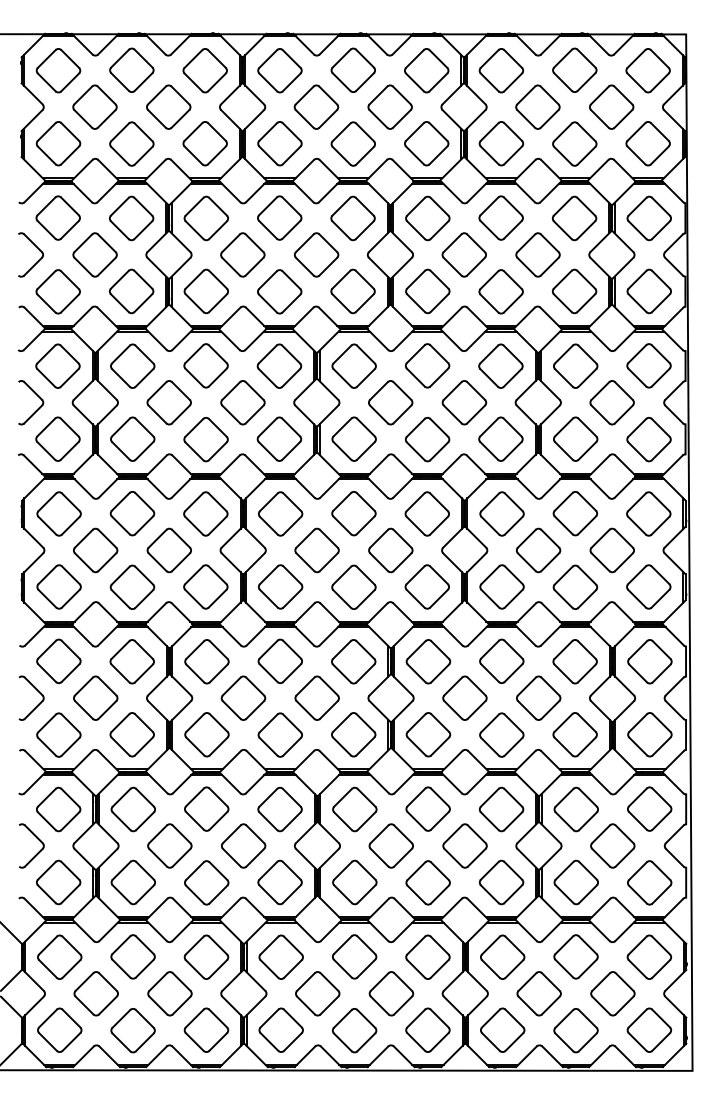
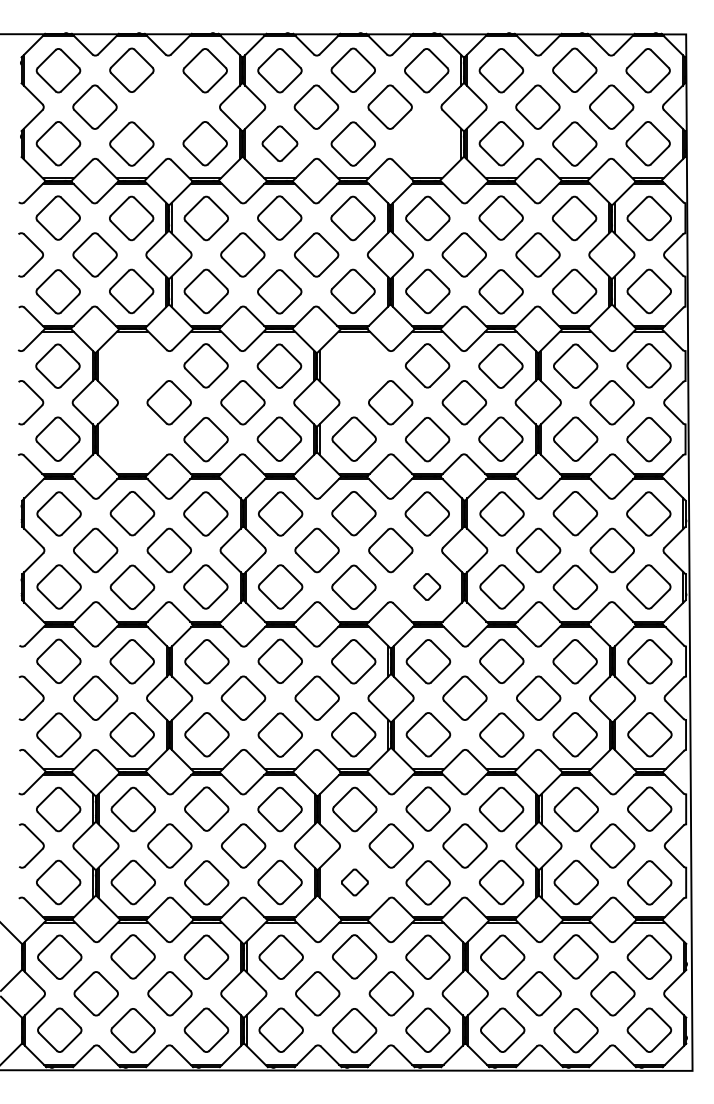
part: present -> none (168, 106)
part size: 46x46 px -> 38x37 px (279, 143)
part: present -> none (426, 143)
part: present -> none (132, 365)
part: present -> none (353, 365)
part: present -> none (132, 438)
part size: 46x46 px -> 29x28 px (427, 586)
part size: 46x47 px -> 28x29 px (354, 882)
